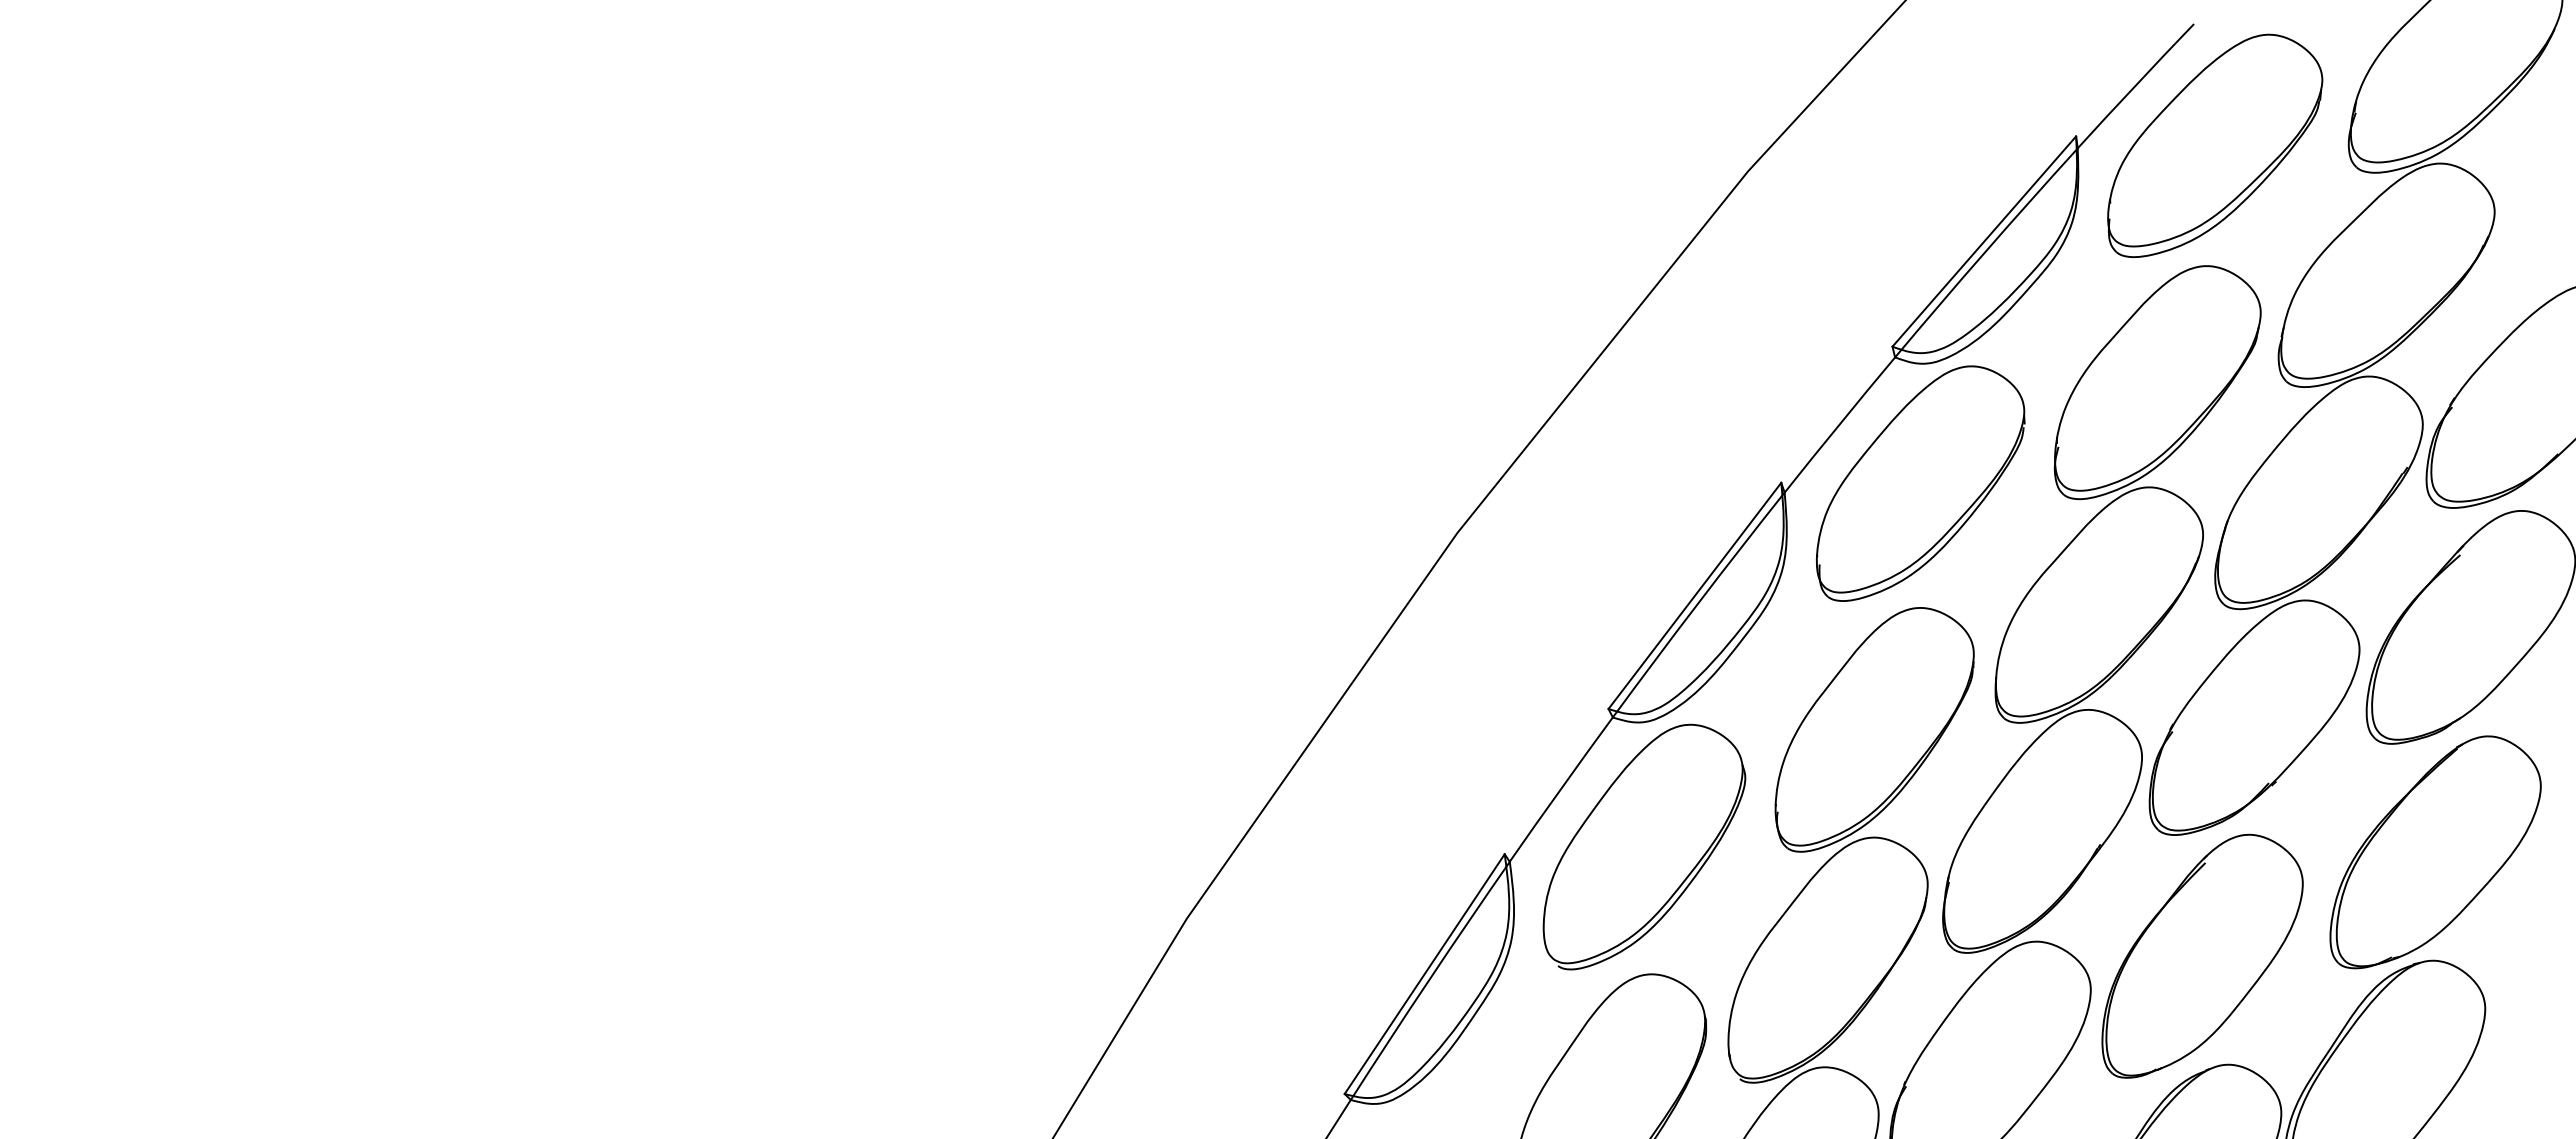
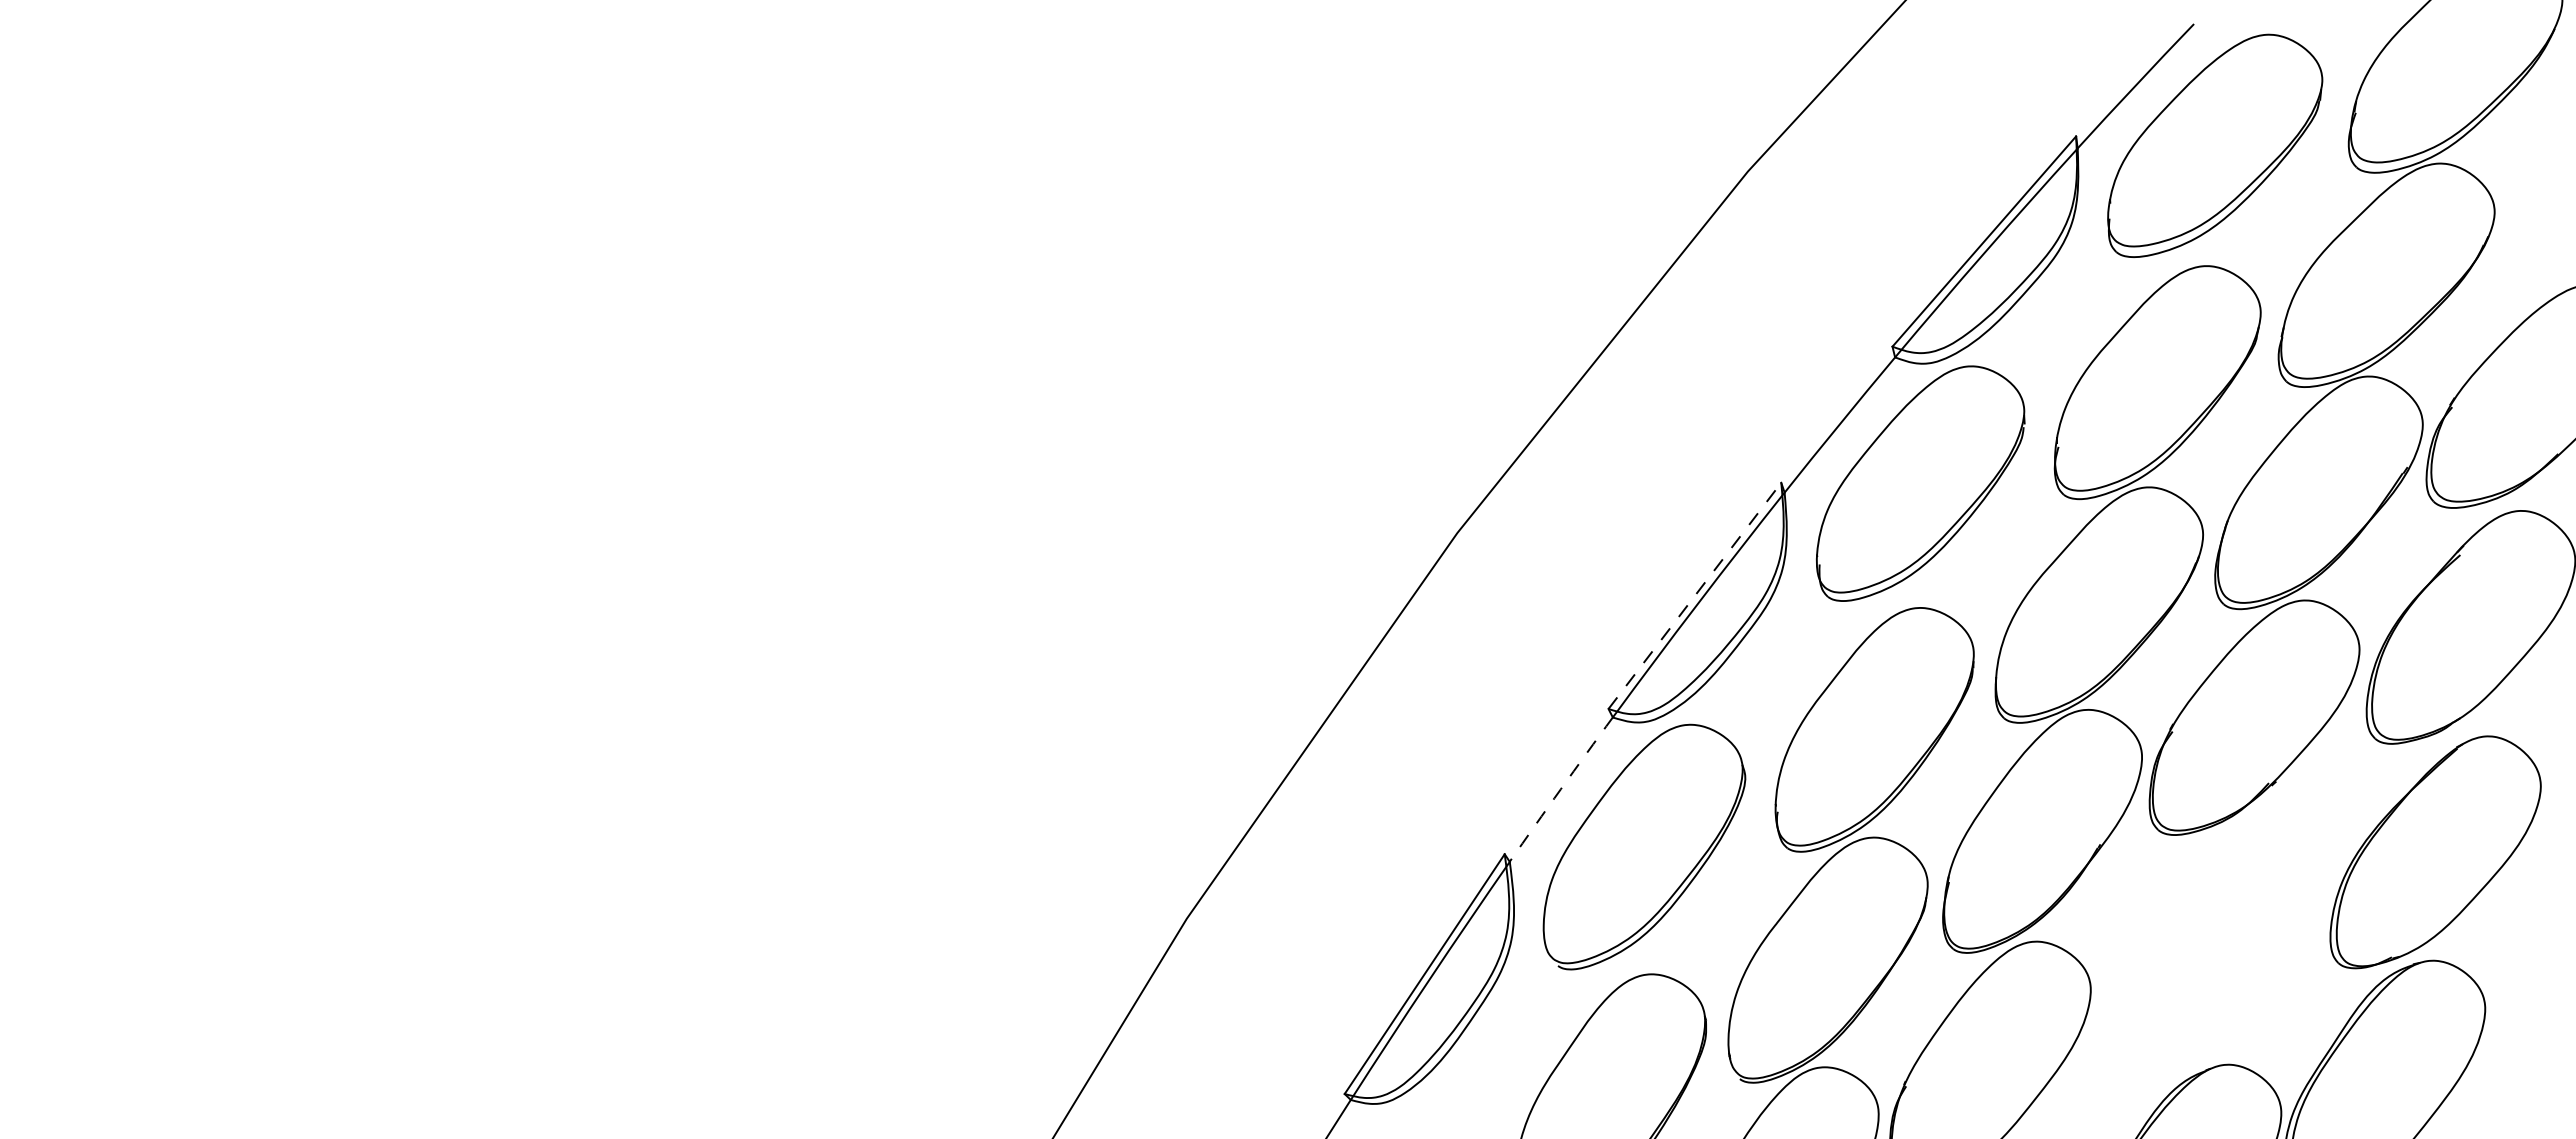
line: solid -> dashed (1695, 595)
arc: solid -> dashed (1560, 789)
part: present -> none (2202, 955)
